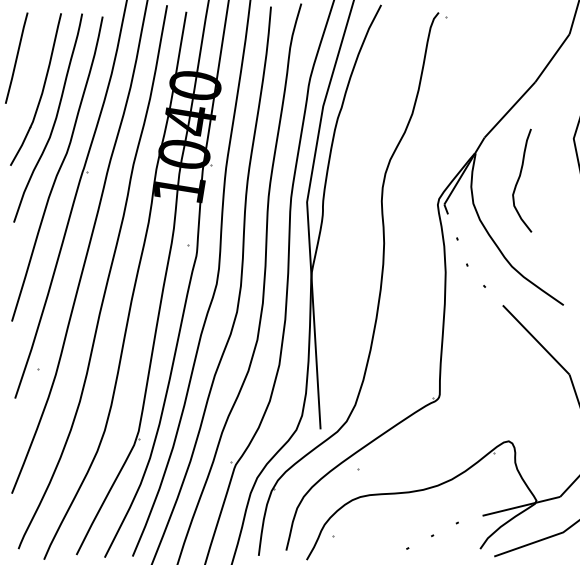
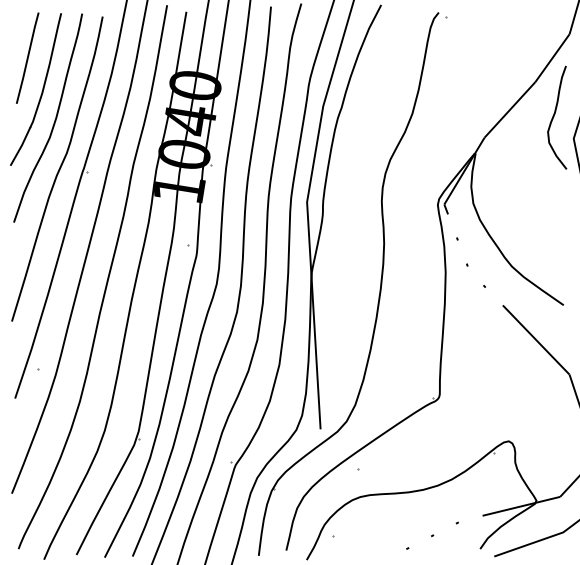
line position: (16, 57) -> (27, 57) (27, 57)
curve position: (519, 179) -> (554, 116) (554, 116)
